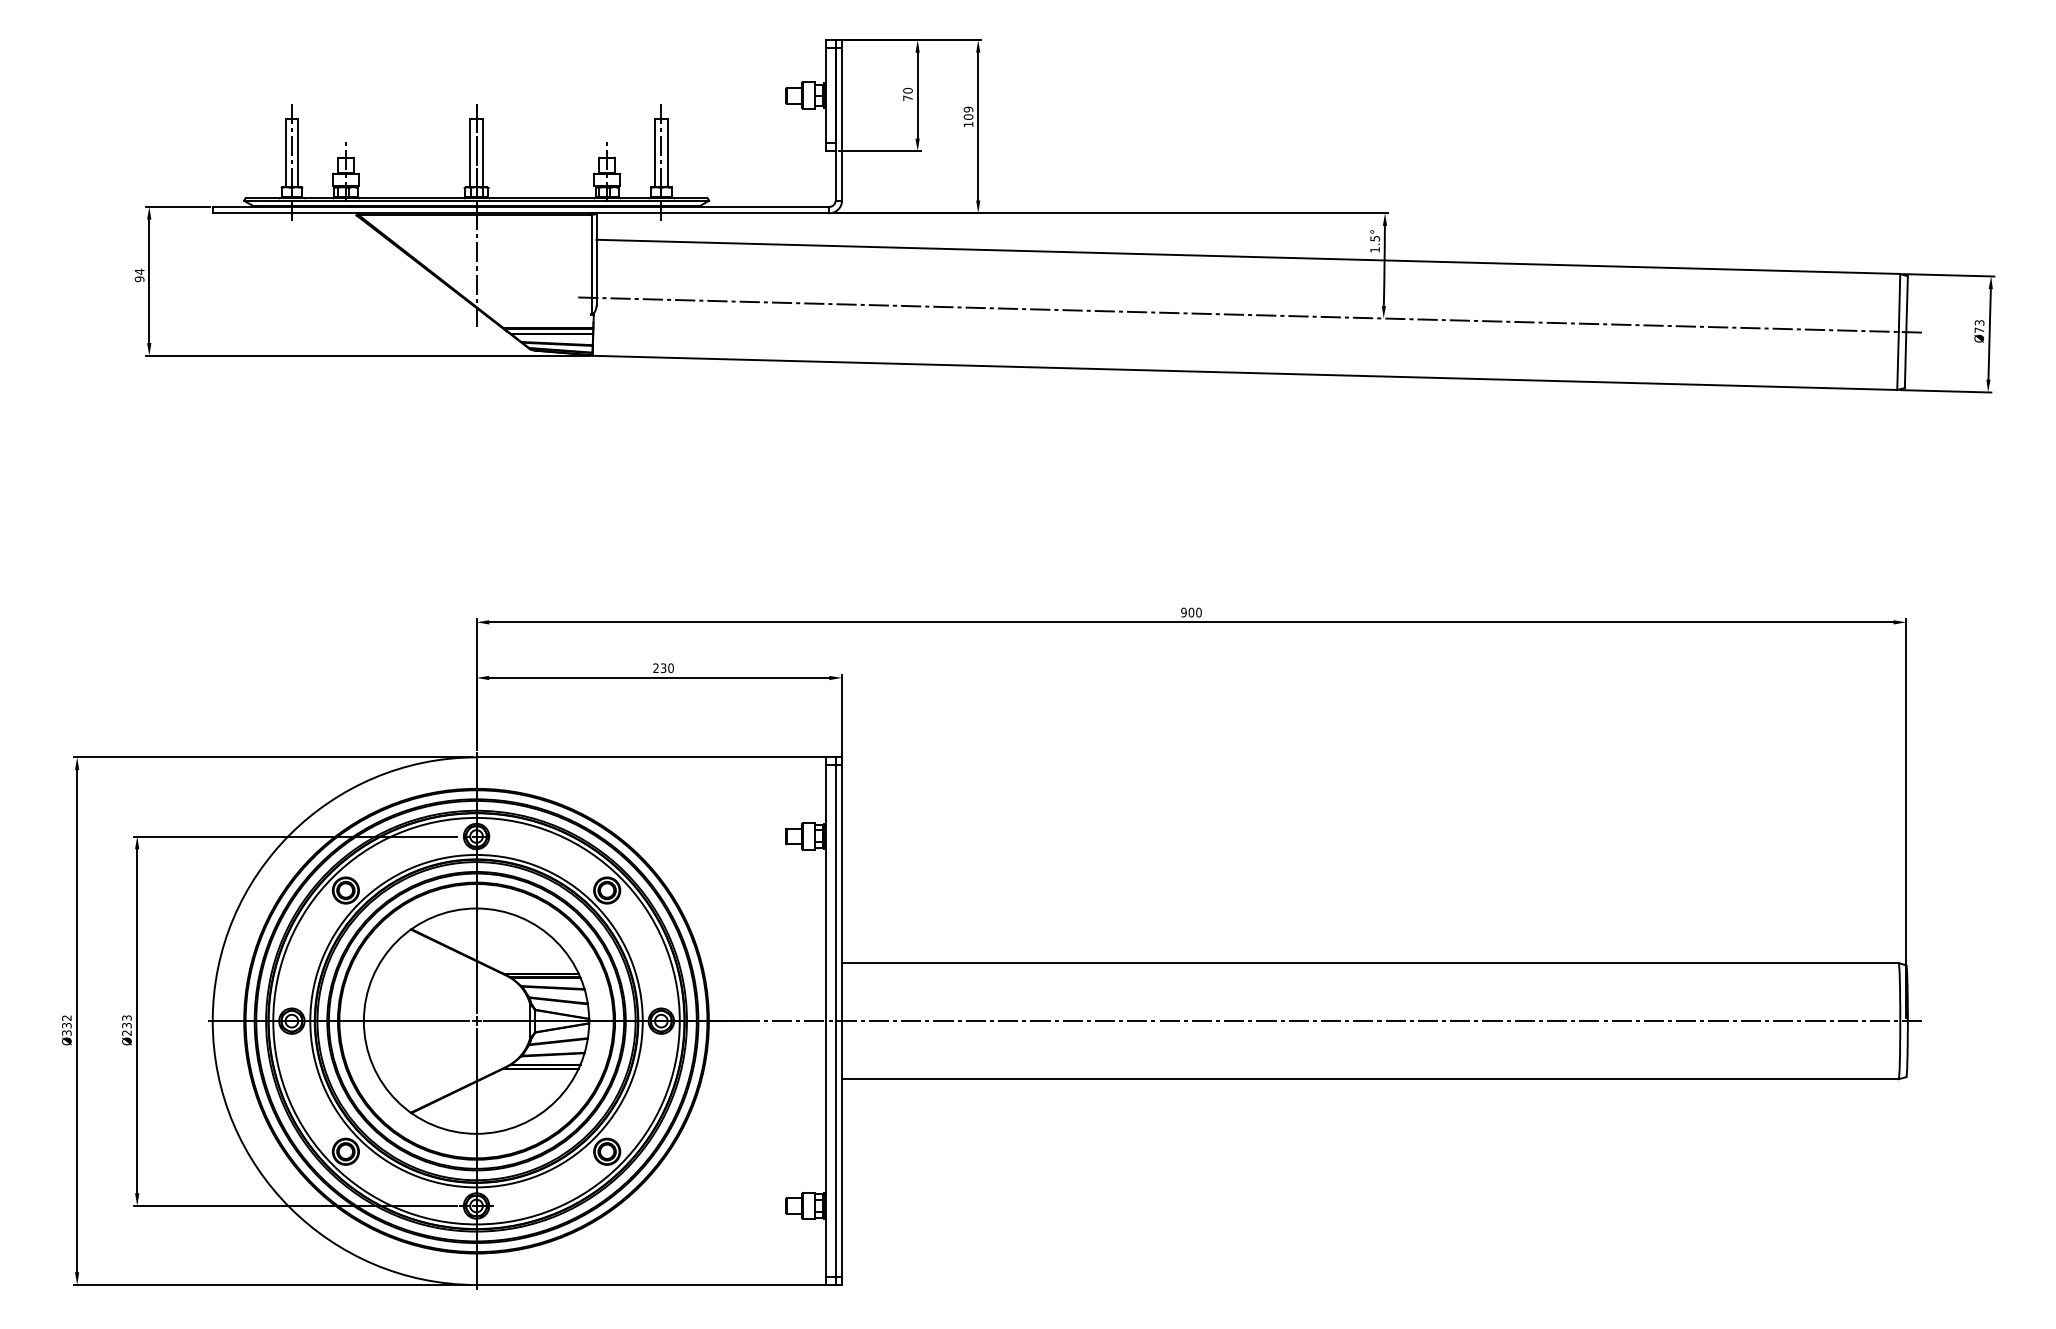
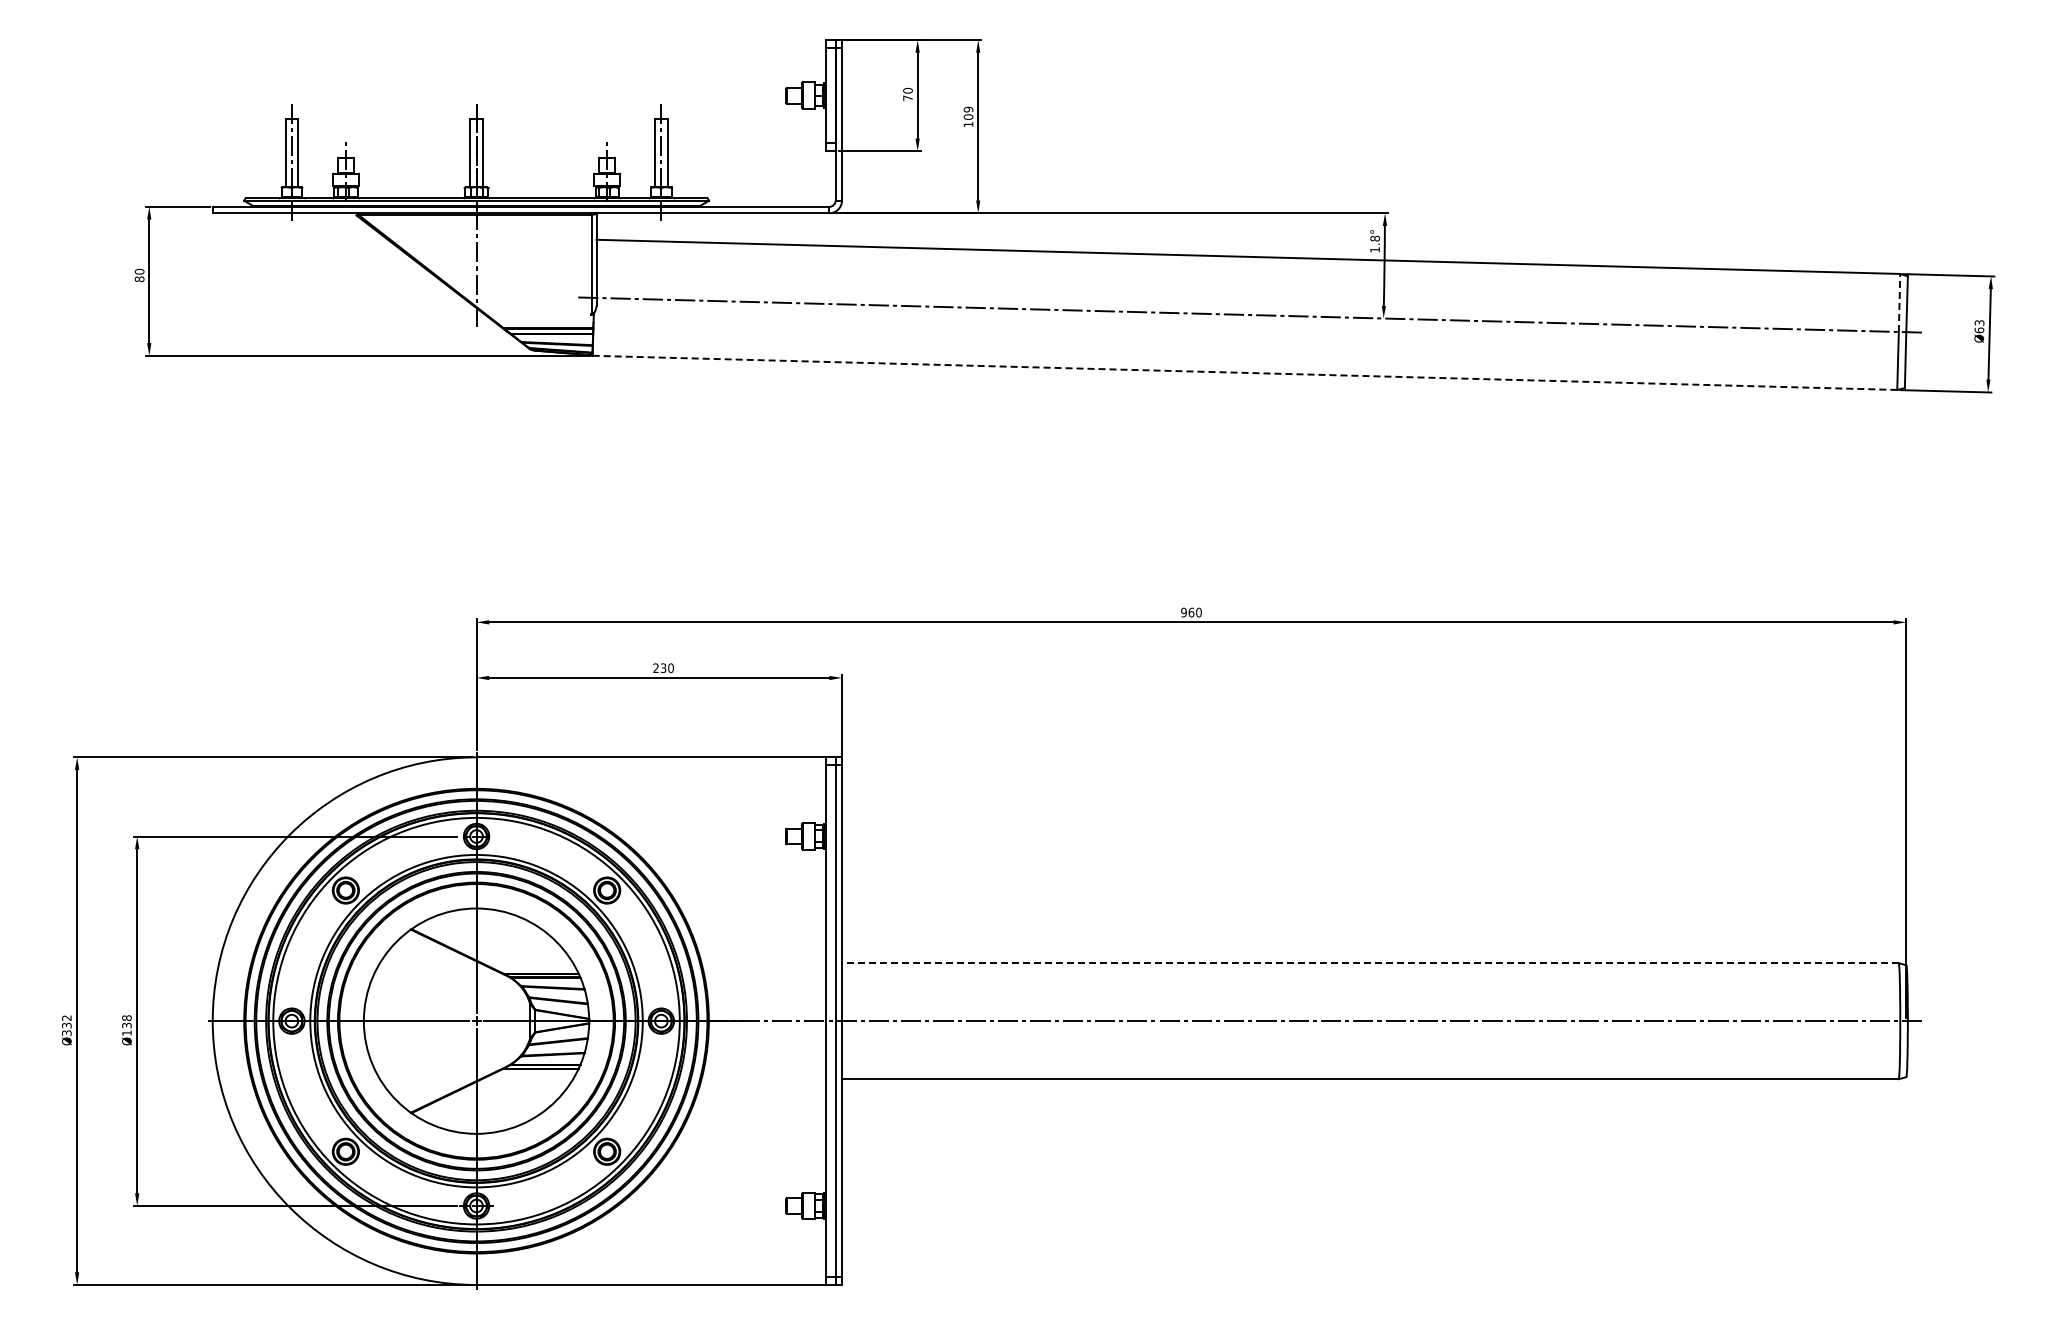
text: 1.5° -> 1.8° (1374, 238)
text: 94 -> 80 (139, 275)
line: solid -> dashed (1899, 302)
text: Ø73 -> Ø63 (1979, 330)
line: solid -> dashed (1245, 372)
text: 900 -> 960 (1191, 612)
line: solid -> dashed (1369, 963)
text: Ø233 -> Ø138 (126, 1025)
